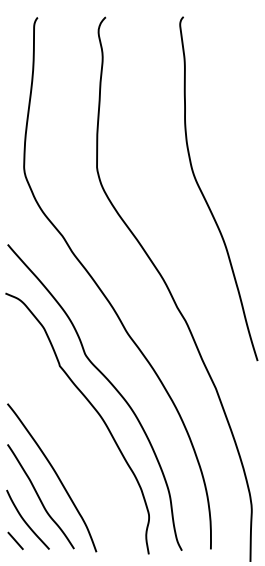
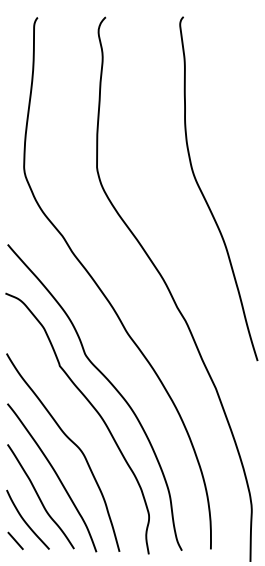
curve: none -> present (72, 443)
